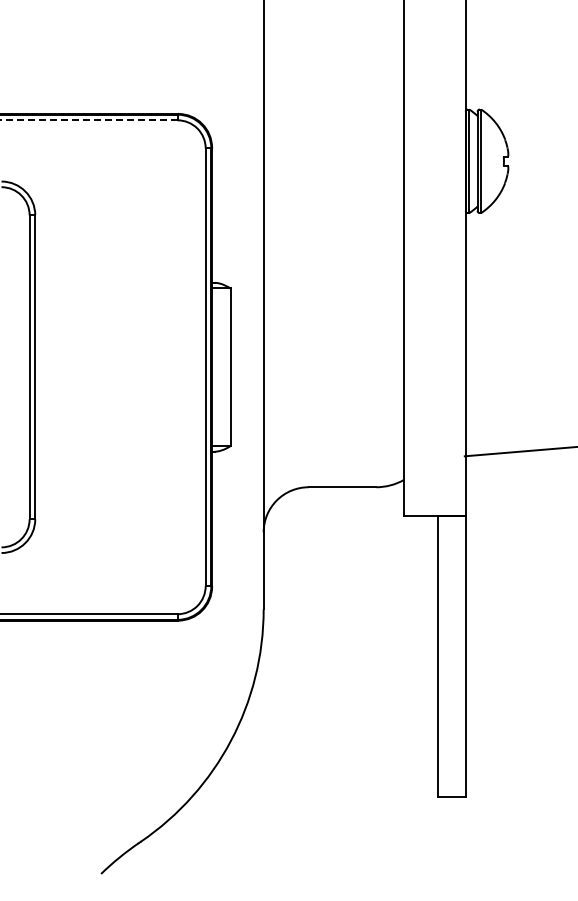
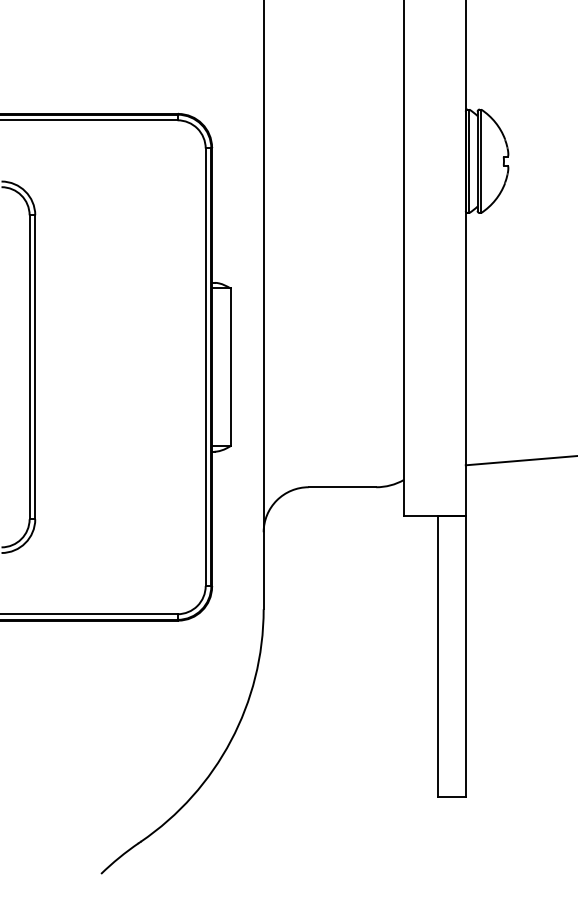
line: dashed -> solid (88, 120)
line position: (519, 451) -> (519, 460) (519, 460)
